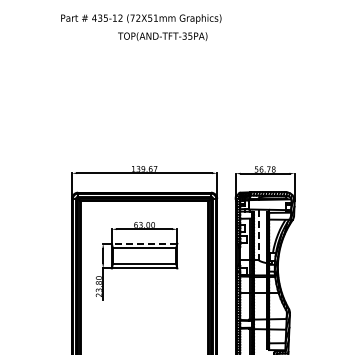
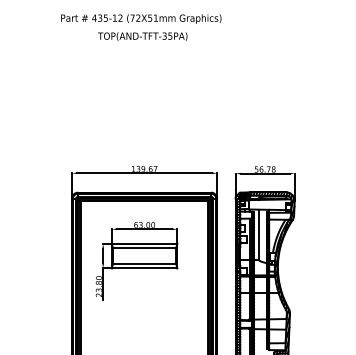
text position: (162, 36) -> (142, 36) (142, 36)
line: dashed -> solid (258, 234)
line: dashed -> solid (144, 243)
